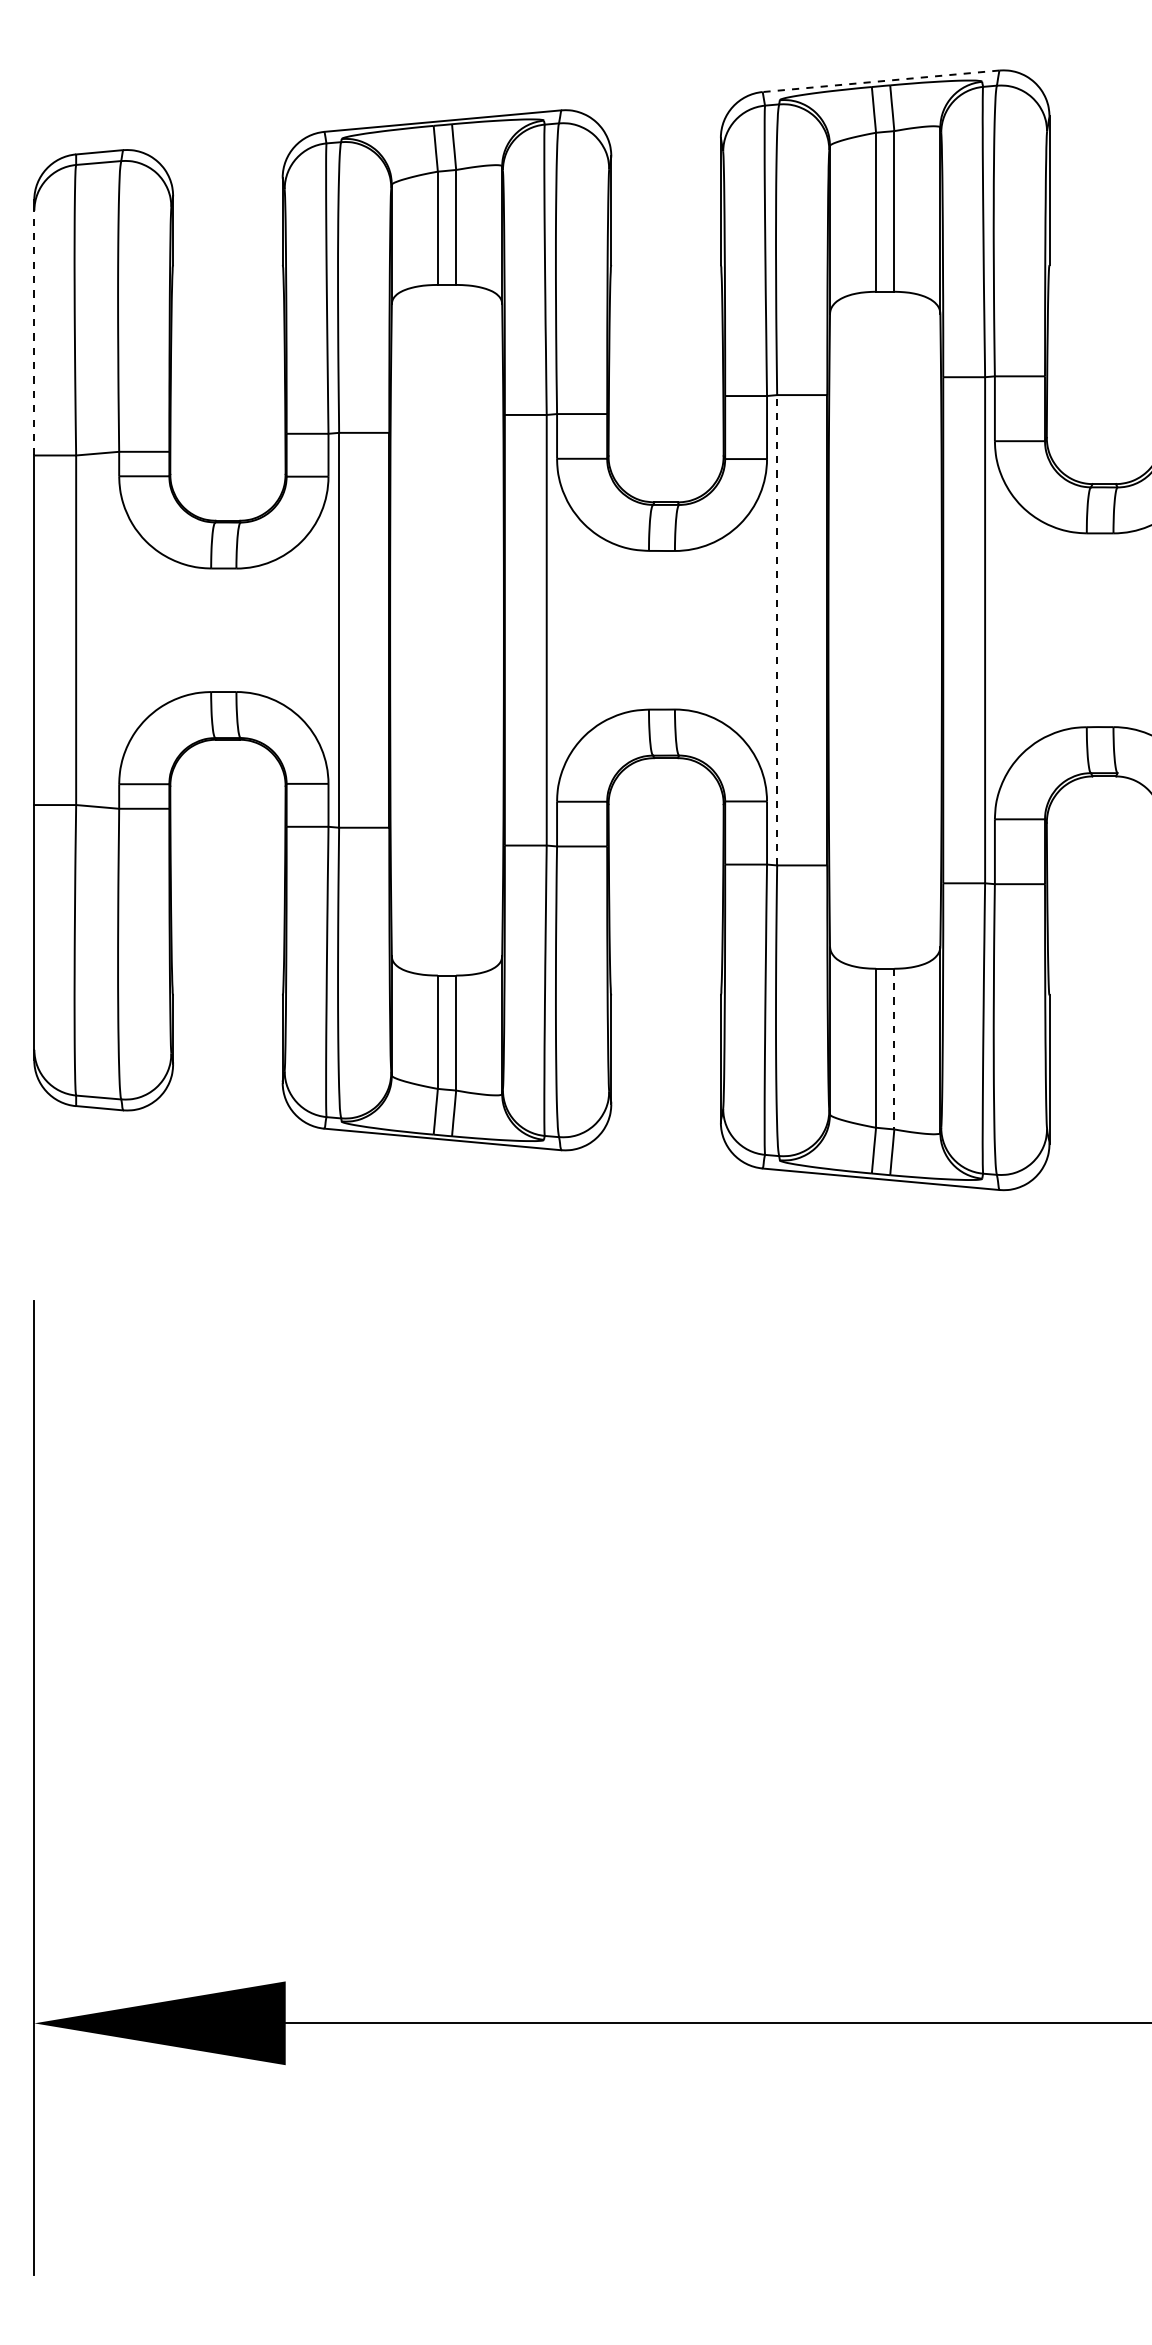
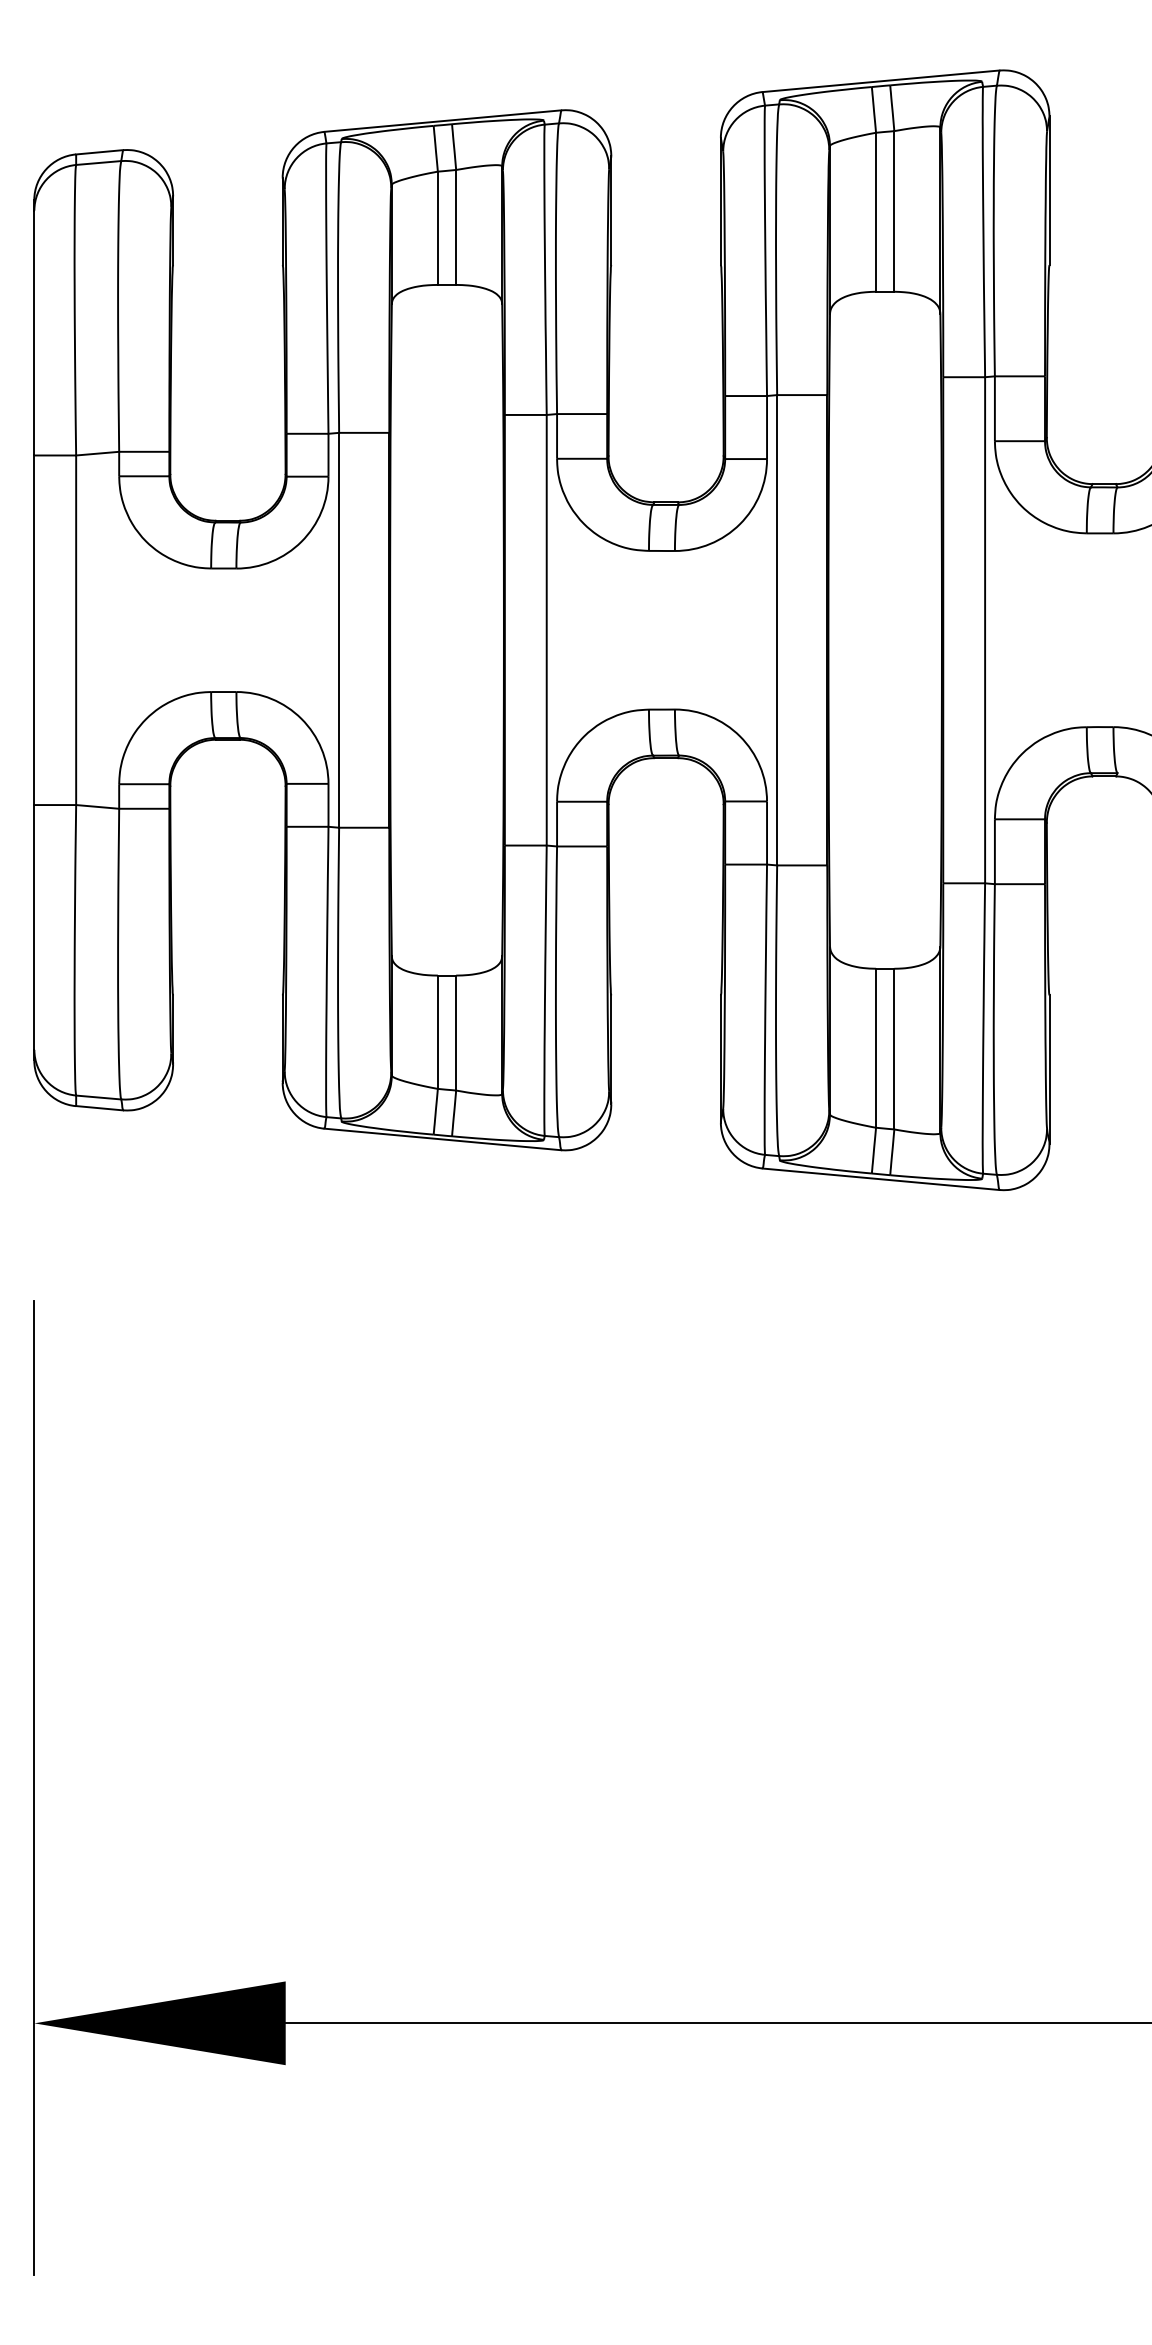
line: dashed -> solid (881, 81)
line: dashed -> solid (34, 332)
line: dashed -> solid (777, 629)
line: dashed -> solid (894, 1049)
